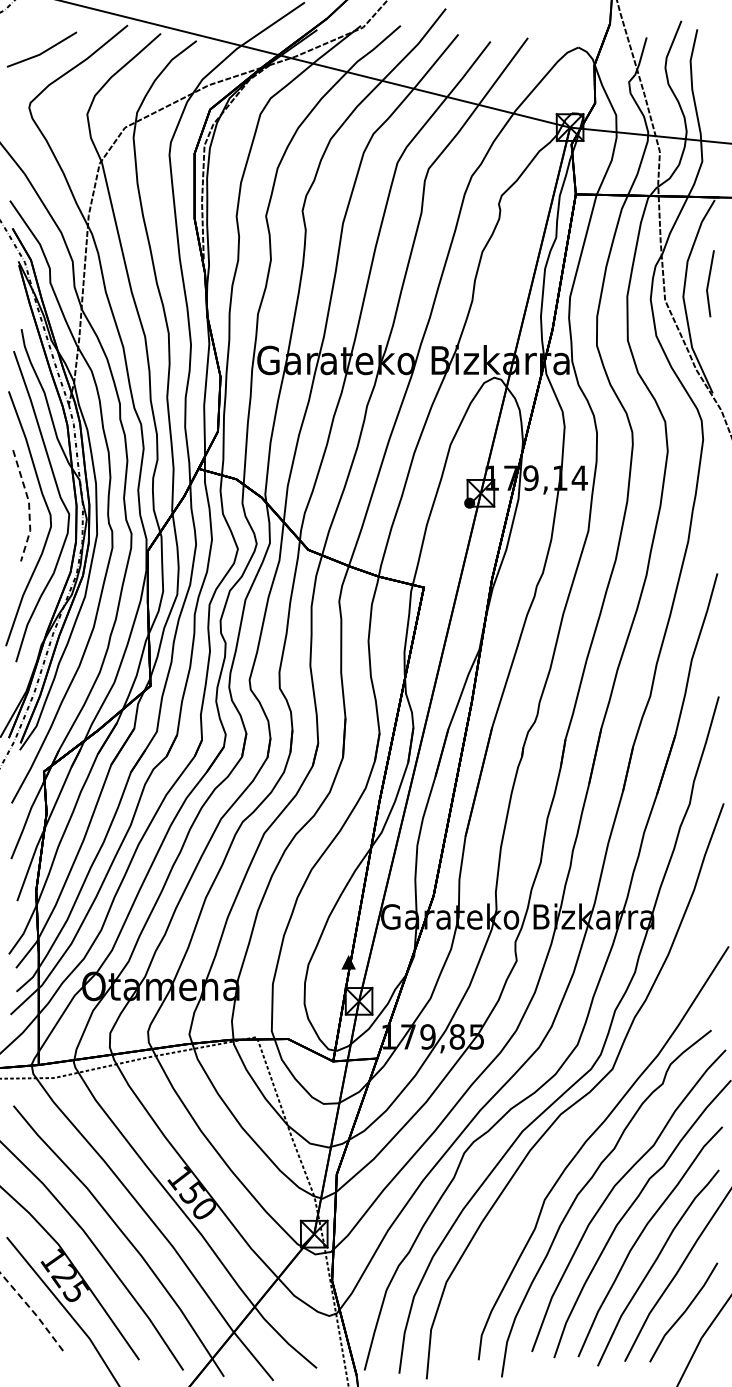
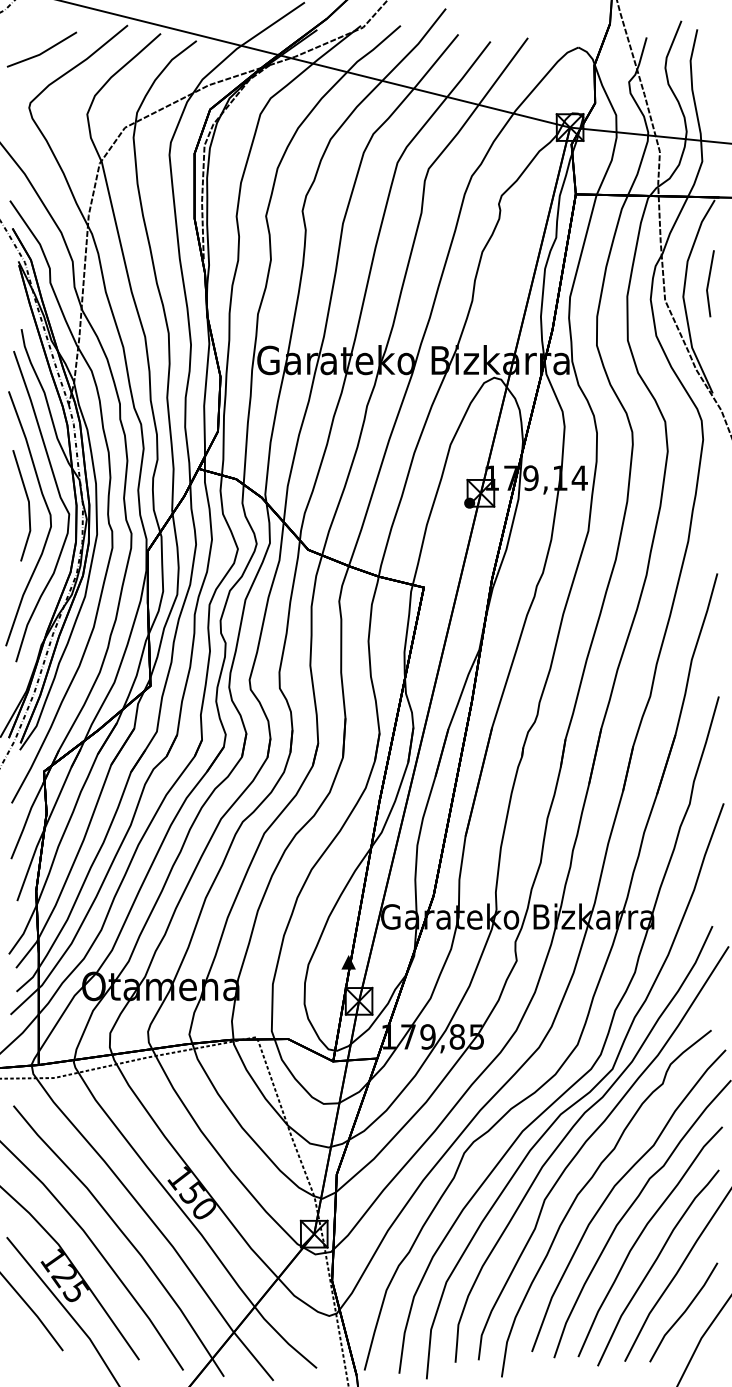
line: dashed -> solid (29, 505)
curve: none -> present (569, 1133)
line: dashed -> solid (33, 1311)
